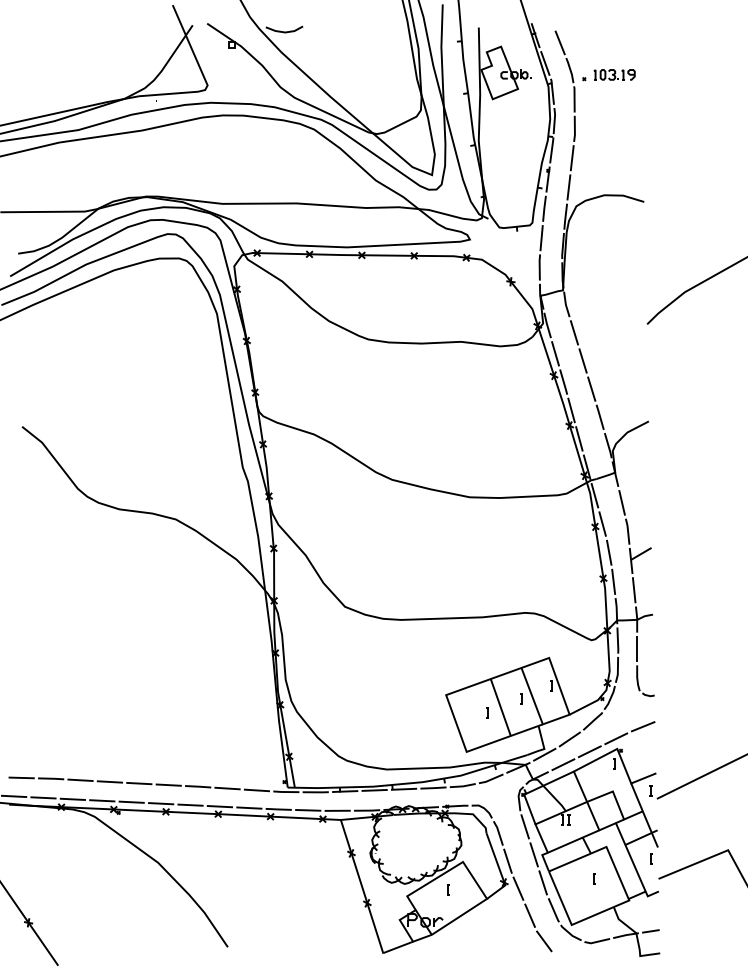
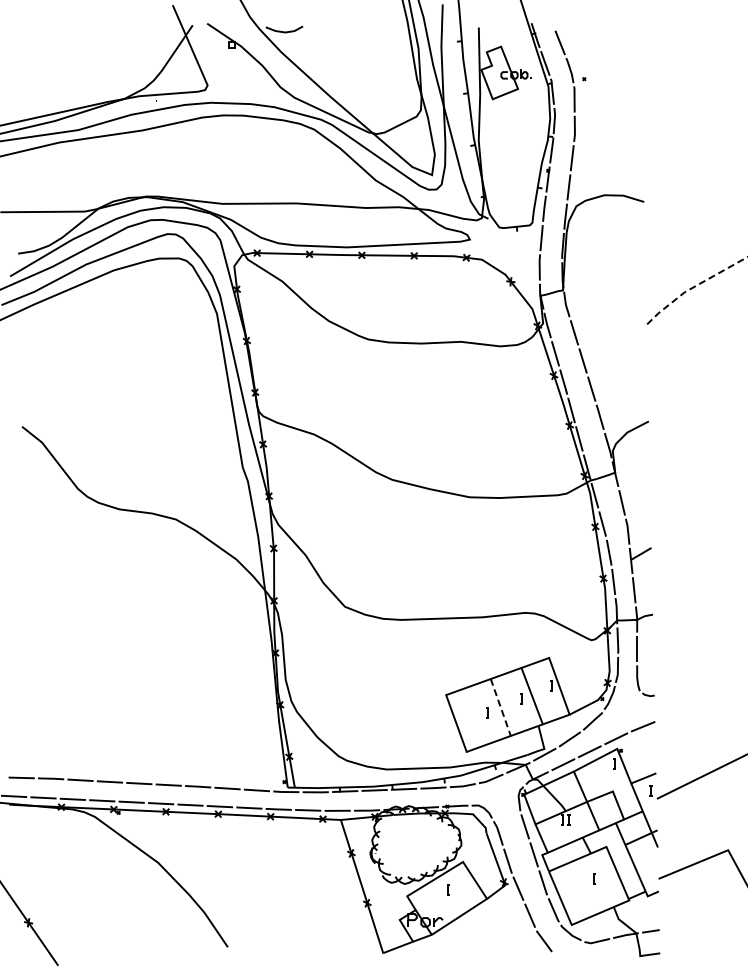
part: present -> none (614, 74)
line: solid -> dashed (693, 287)
line: solid -> dashed (501, 708)
line: present -> none (651, 858)
